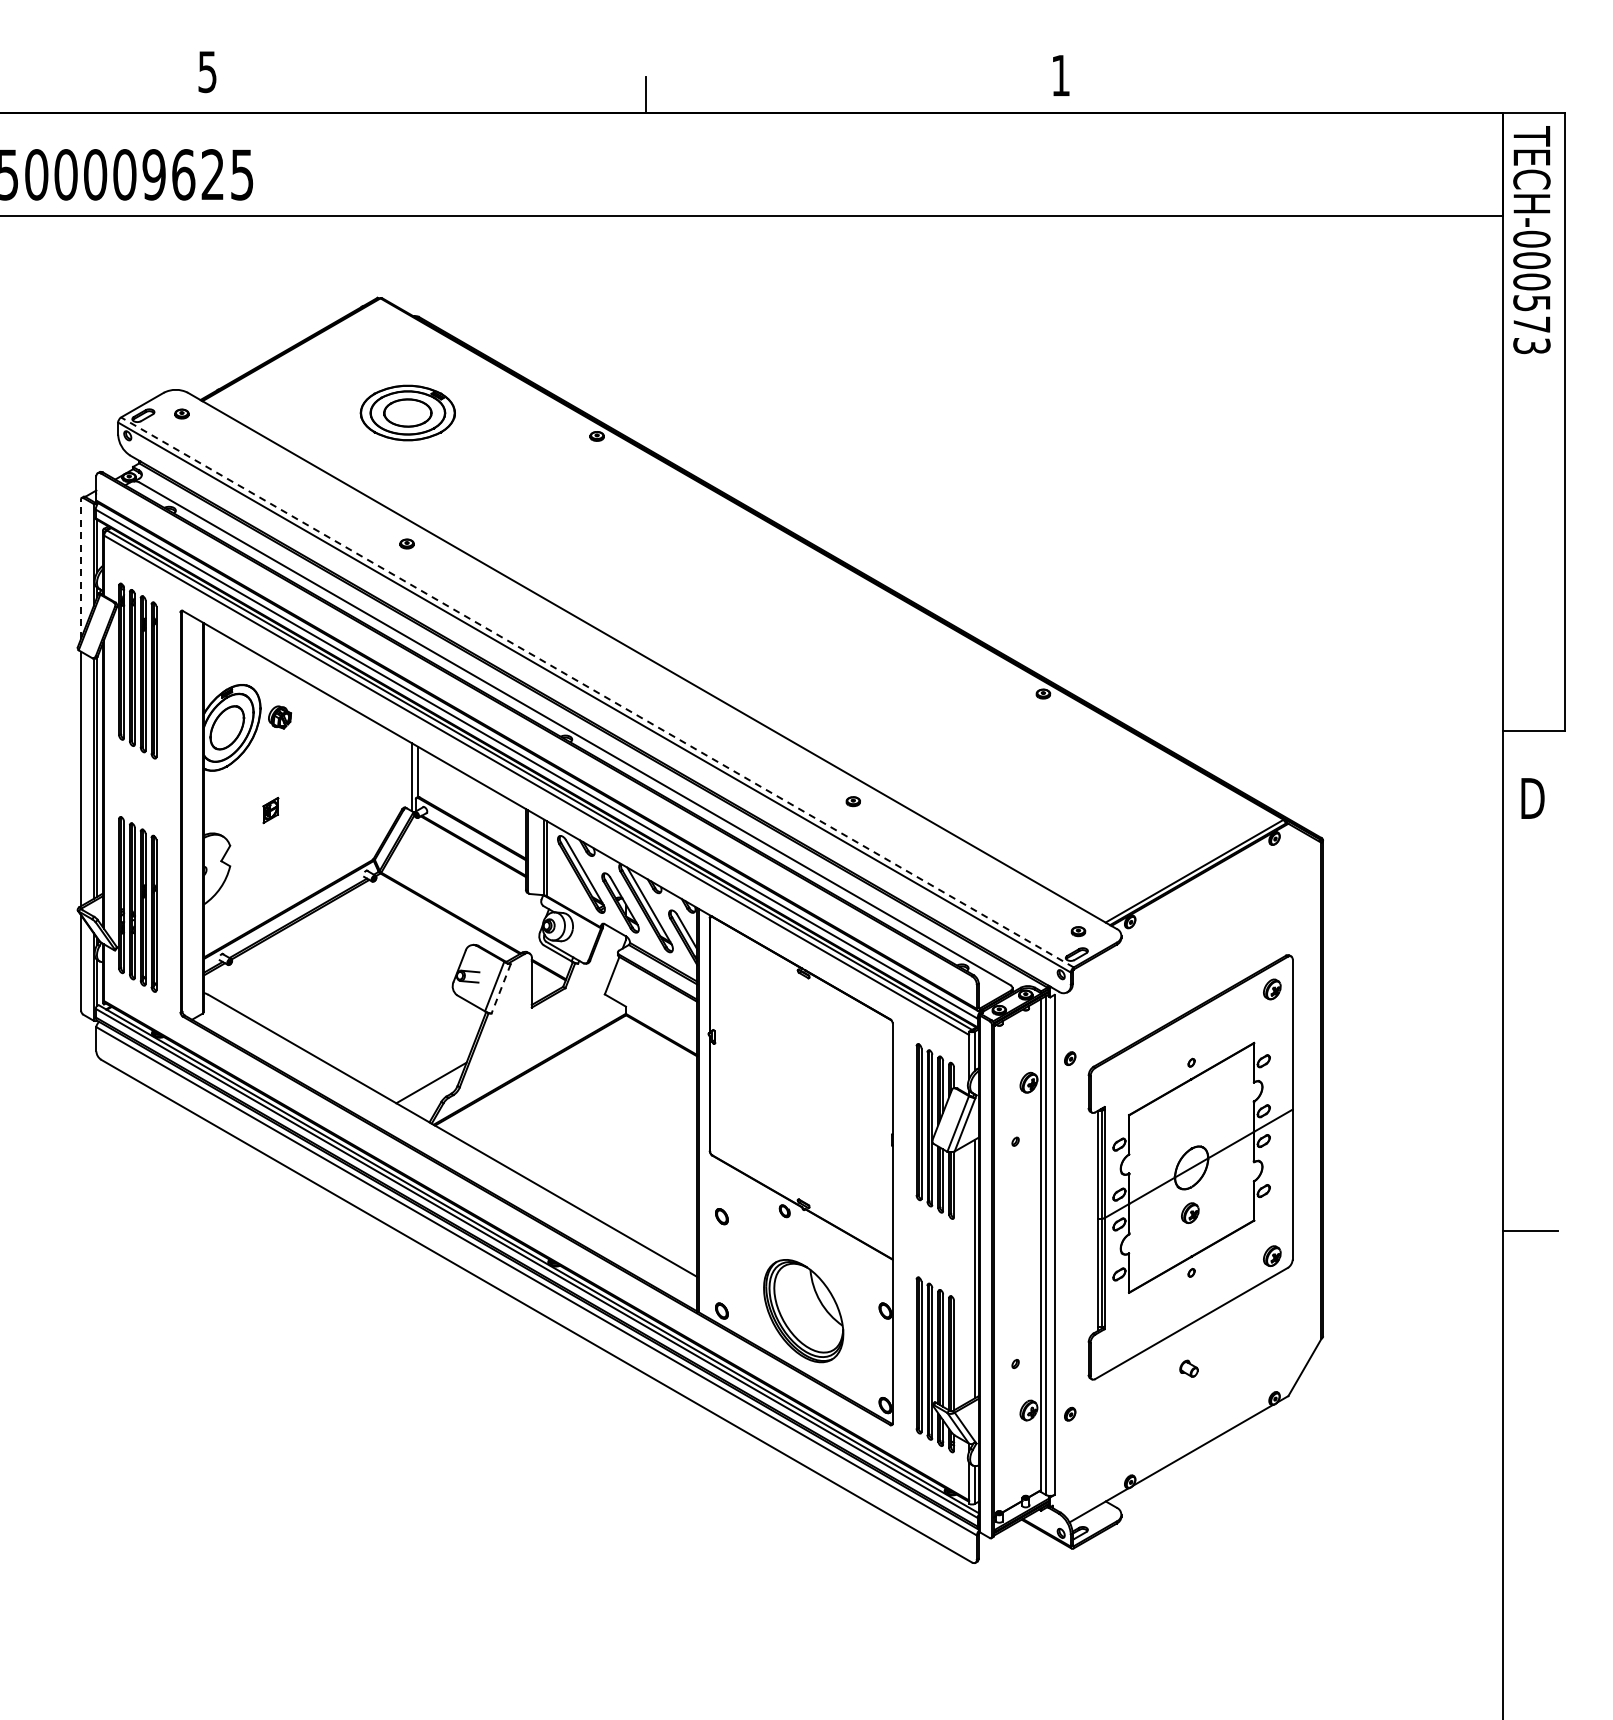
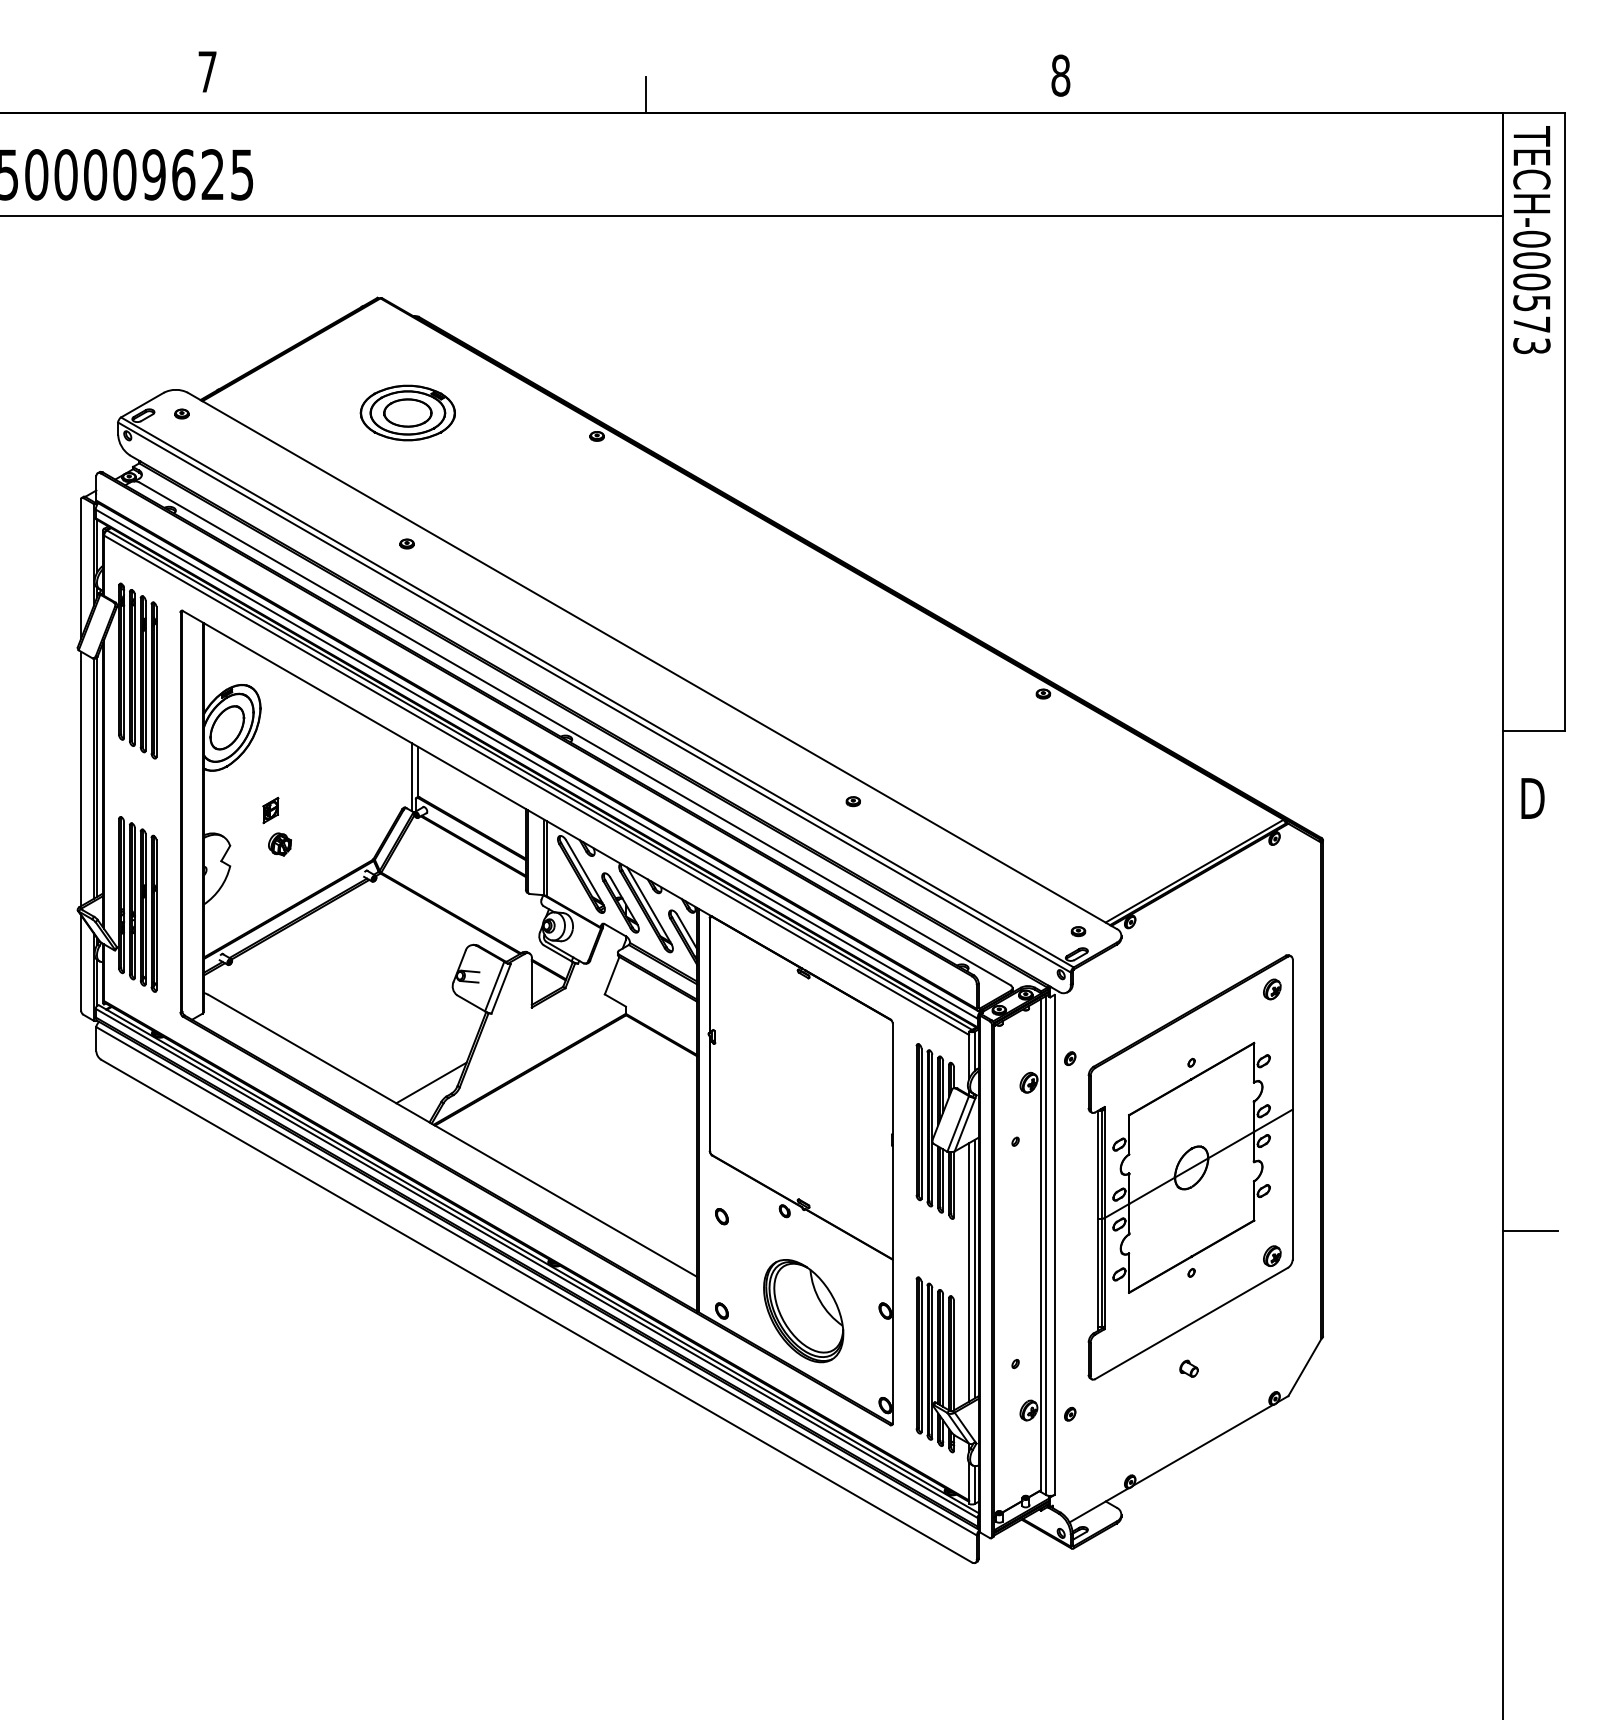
text: 5 -> 7 (207, 72)
text: 1 -> 8 (1060, 75)
line: dashed -> solid (81, 569)
line: dashed -> solid (597, 692)
part position: (279, 717) -> (279, 844) (279, 844)
line: dashed -> solid (501, 988)
part: present -> none (1190, 1212)
line: none -> present (969, 1272)
